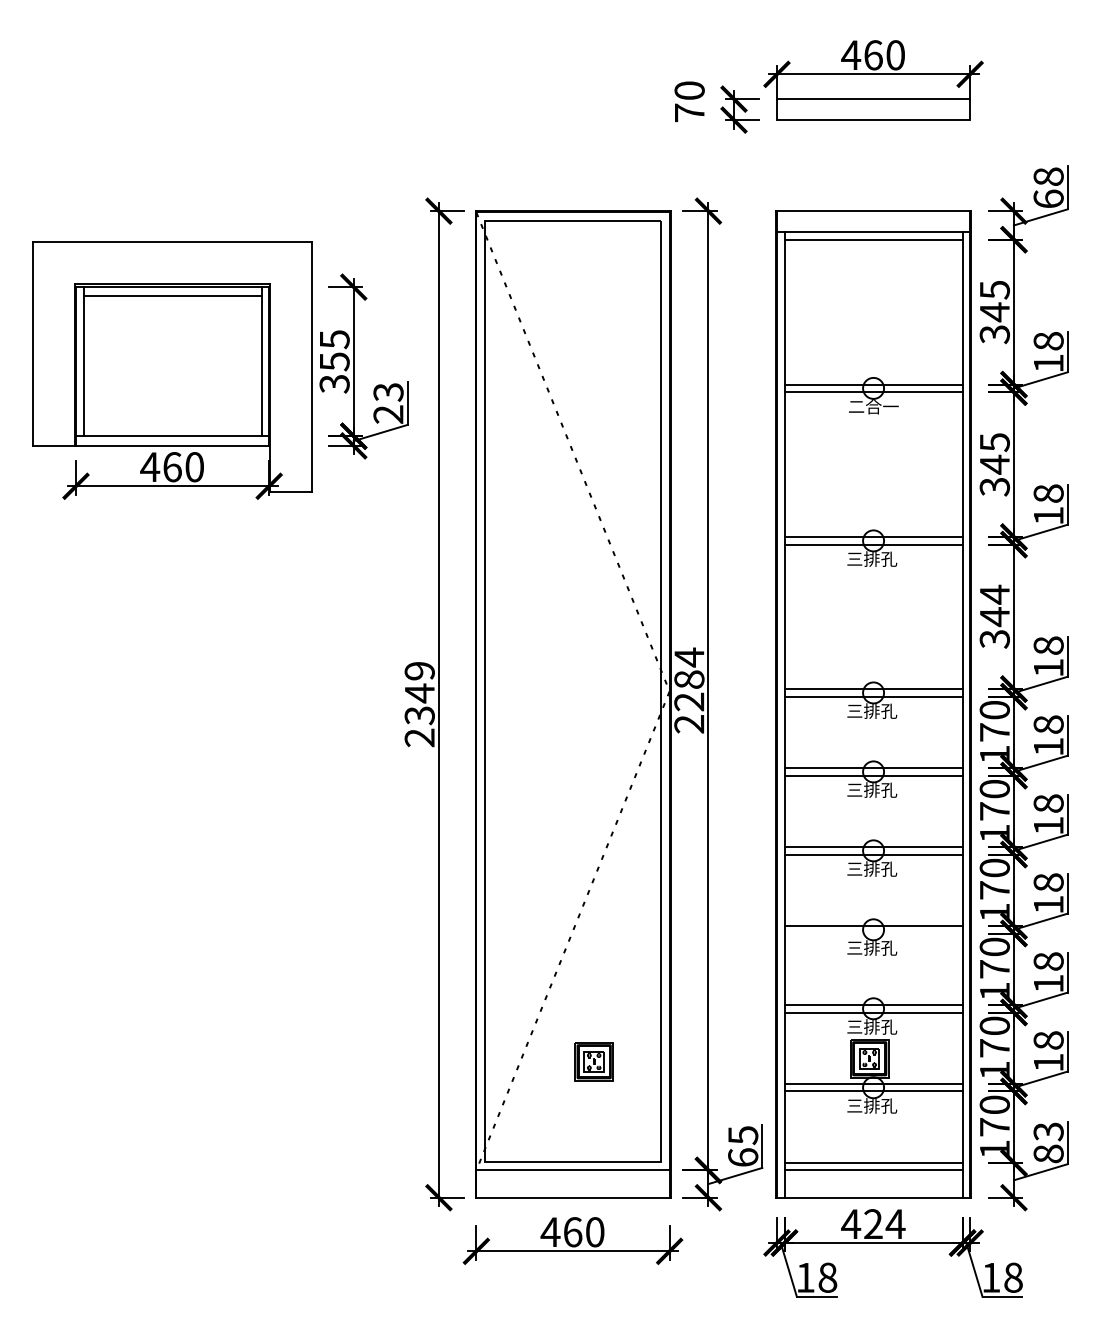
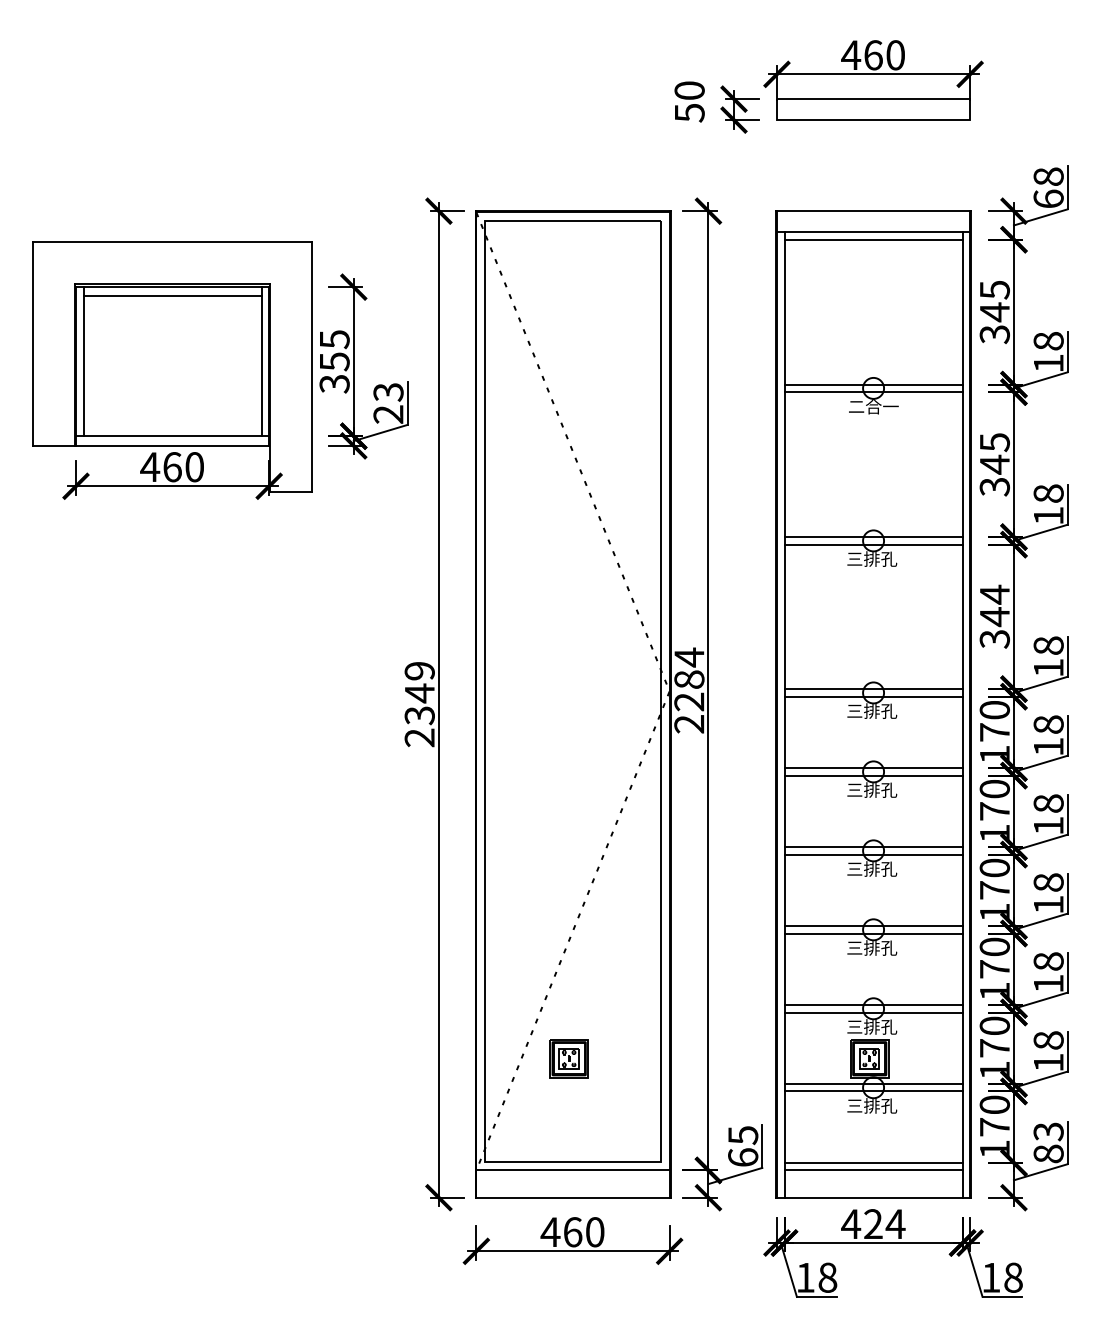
text: 70 -> 50 (689, 112)
line: none -> present (873, 933)
part position: (593, 1061) -> (568, 1058) (568, 1058)
